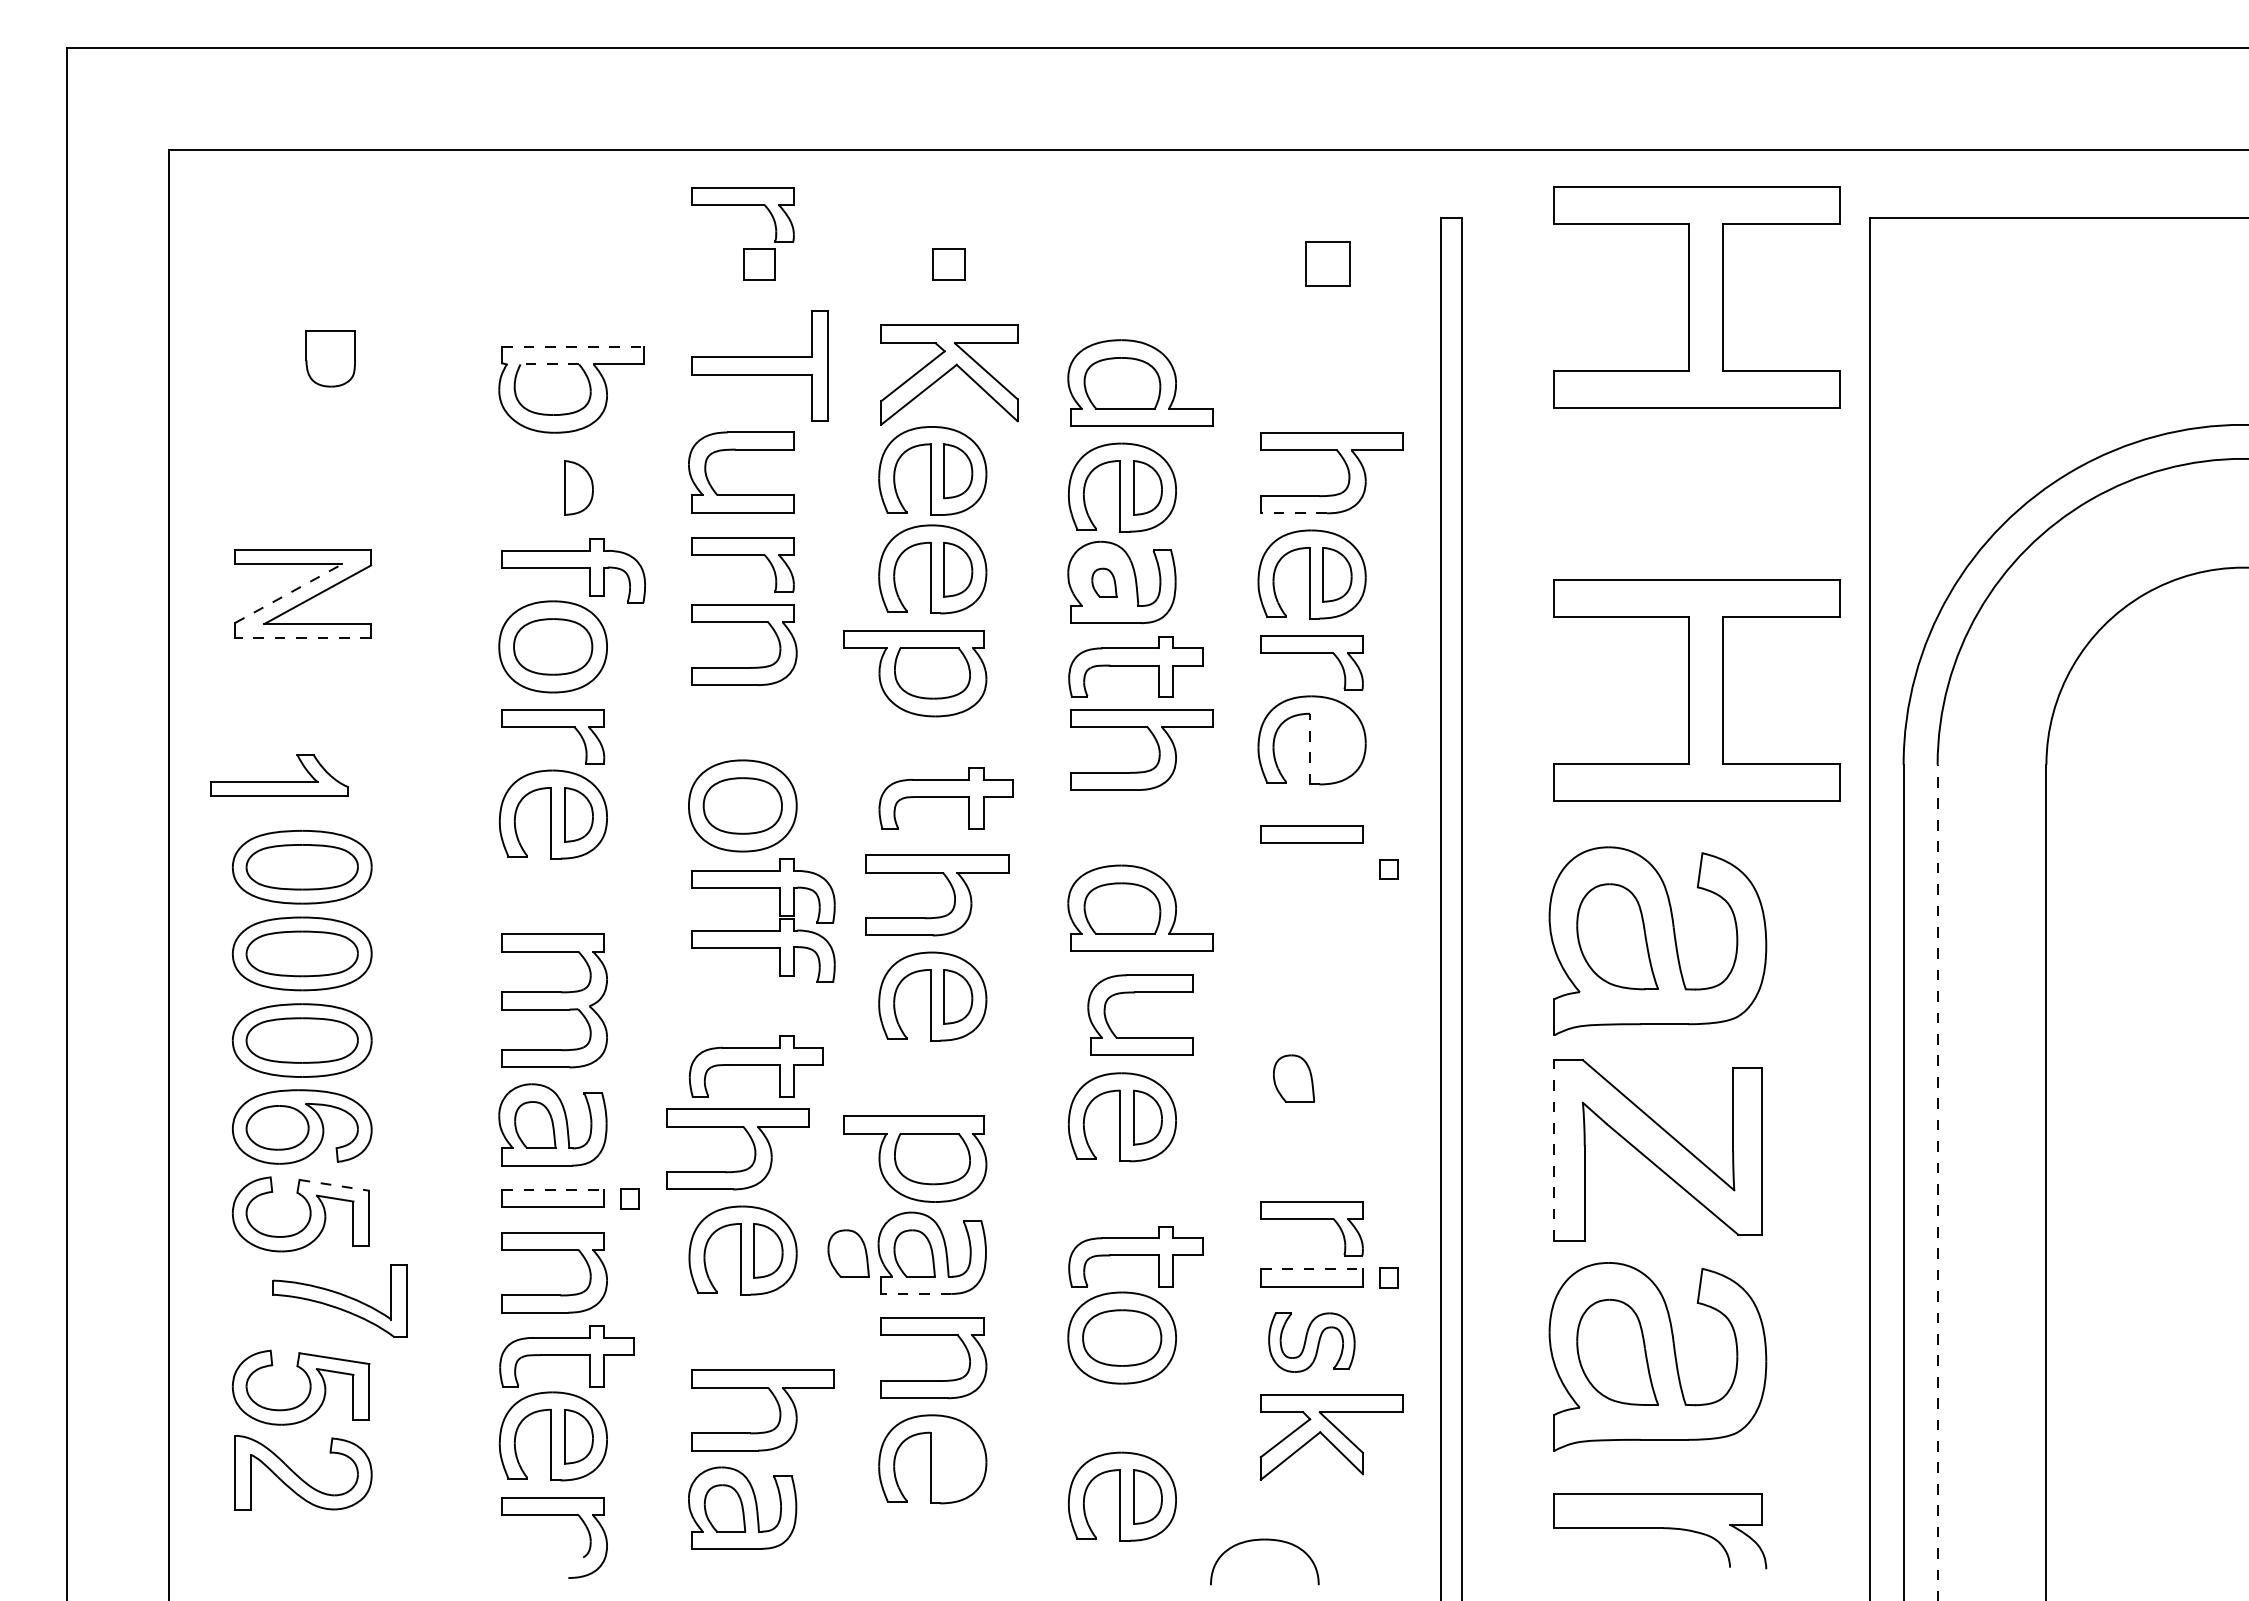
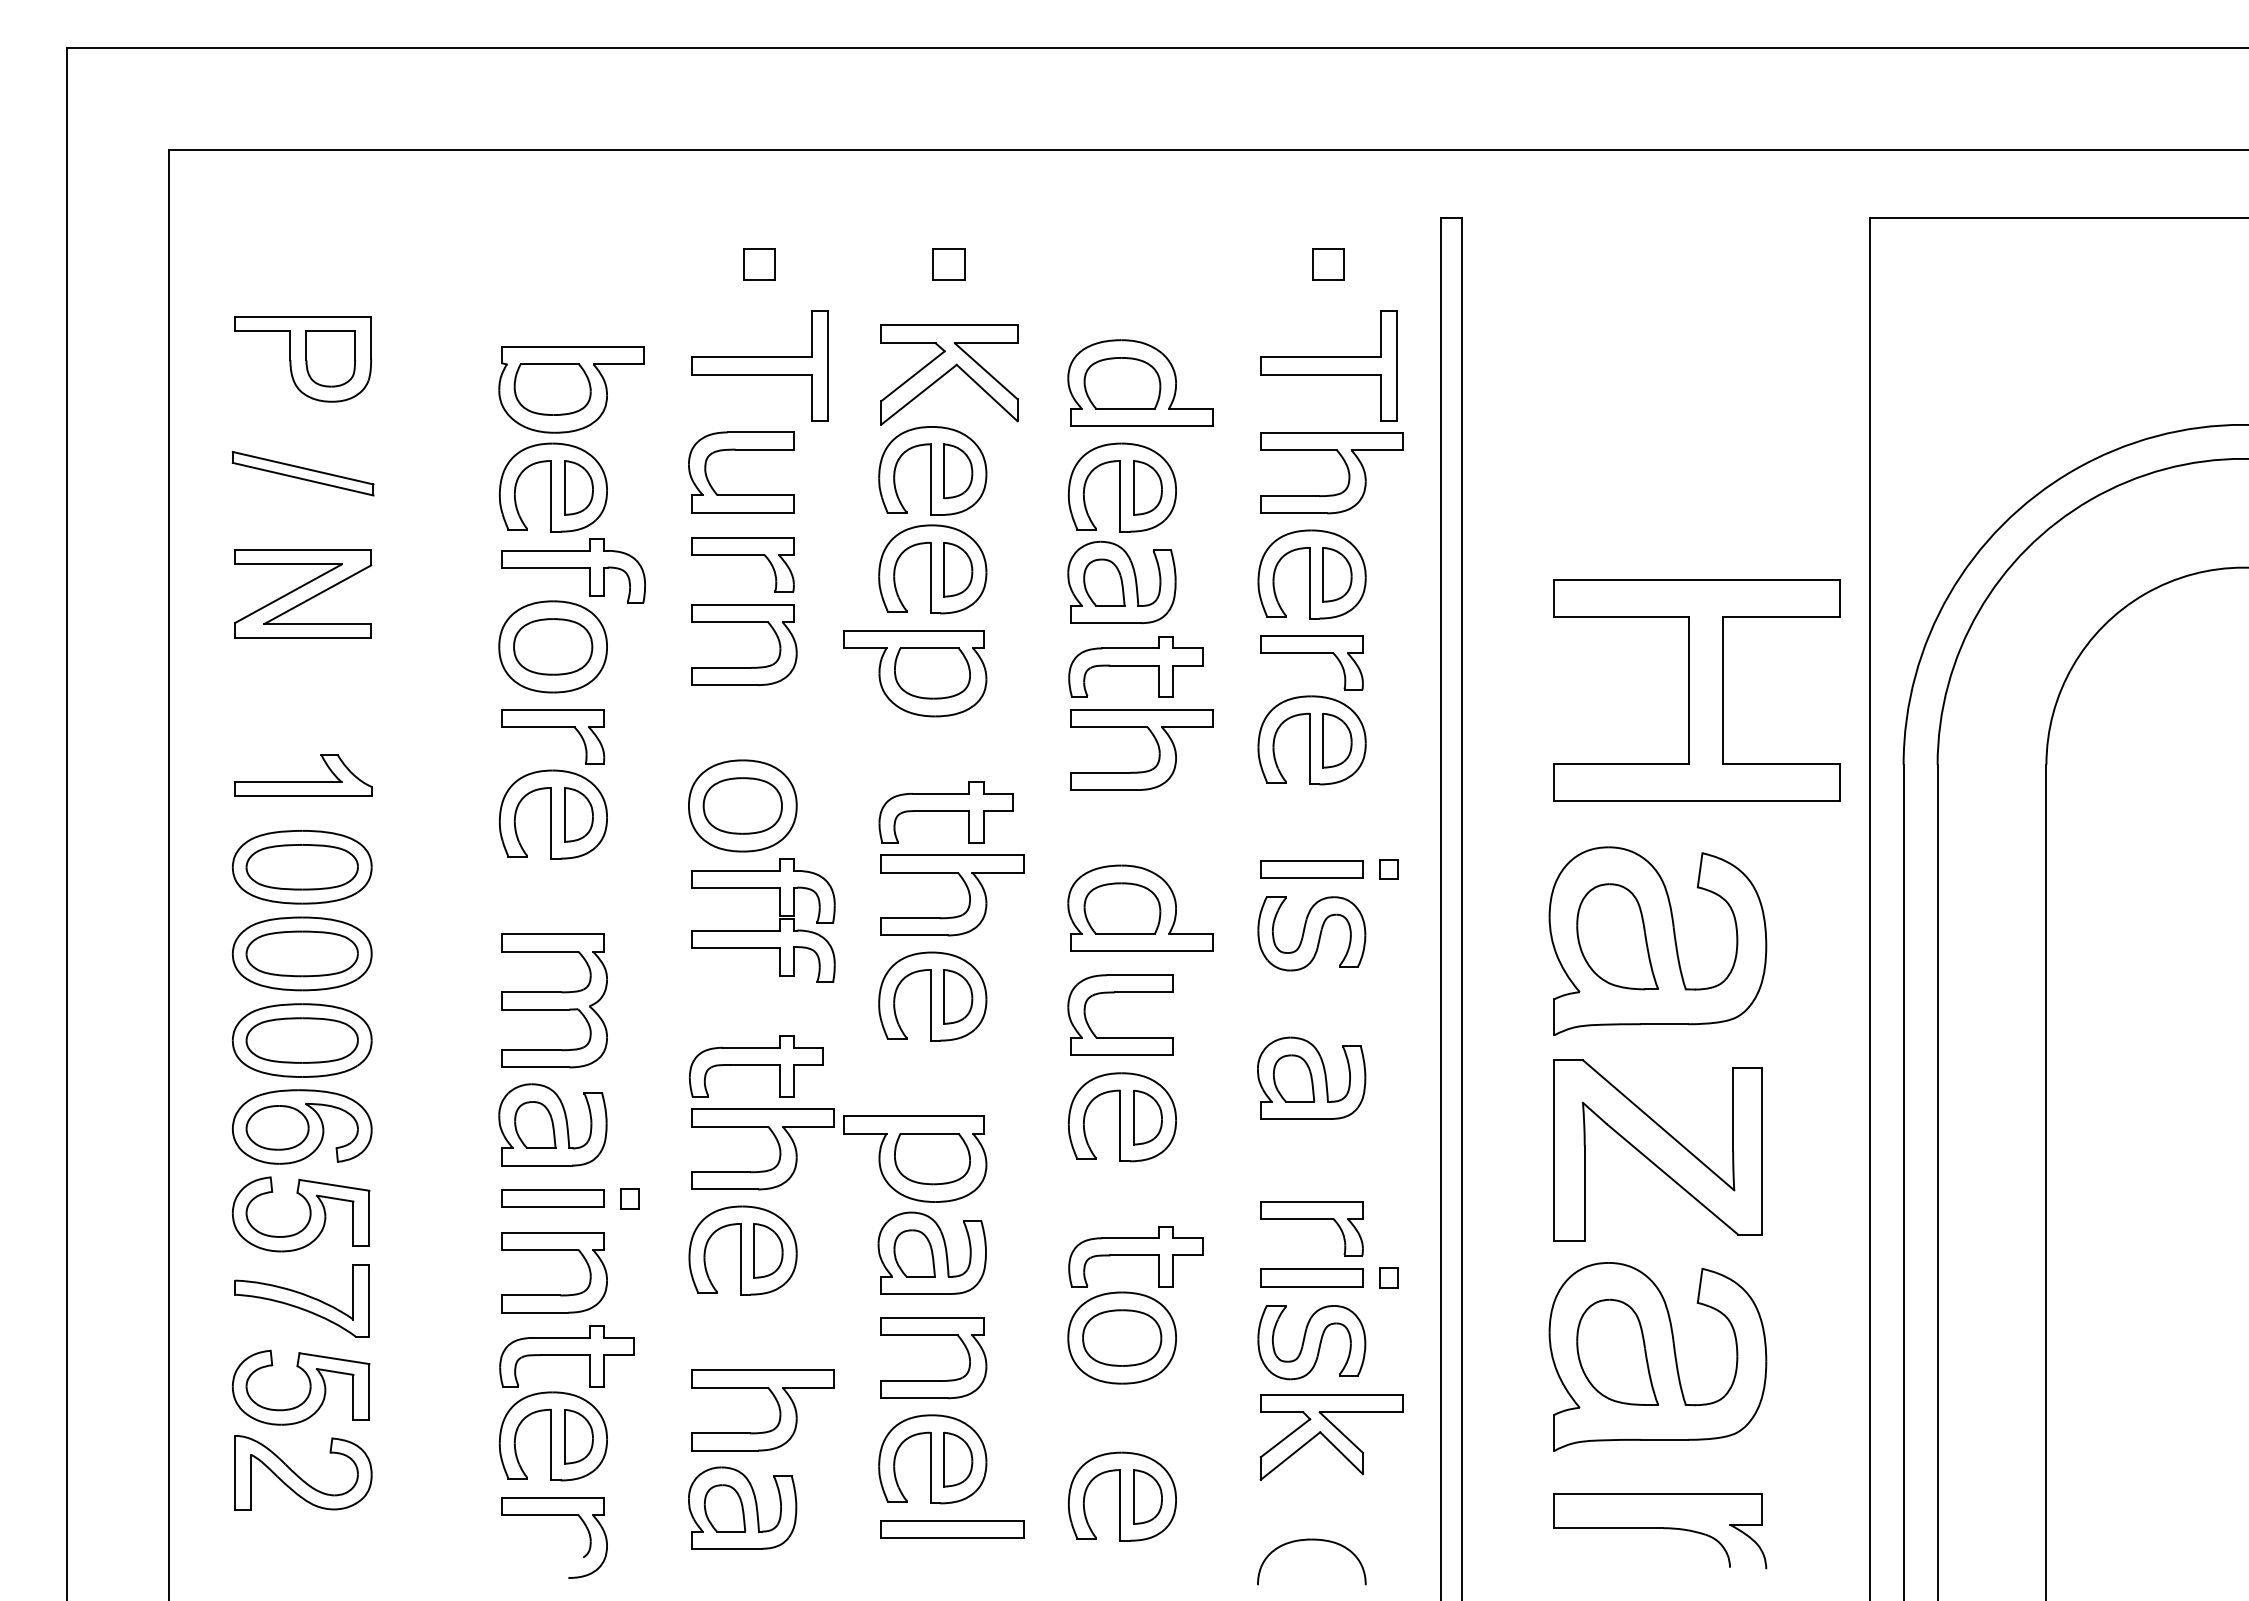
part: present -> none (742, 205)
part size: 46x46 px -> 33x33 px (1328, 264)
part: present -> none (1696, 297)
line: dashed -> solid (573, 347)
part: none -> present (303, 359)
line: dashed -> solid (549, 364)
part: none -> present (1328, 365)
part: none -> present (302, 473)
part: none -> present (552, 487)
line: dashed -> solid (1293, 513)
part size: 27x31 px -> 43x49 px (1104, 582)
line: dashed -> solid (288, 593)
line: dashed -> solid (302, 638)
part: none -> present (1337, 740)
line: dashed -> solid (1310, 748)
part position: (279, 775) -> (303, 775) (303, 775)
part position: (945, 798) -> (945, 812) (945, 812)
part position: (1311, 834) -> (1311, 869) (1311, 869)
part position: (952, 890) -> (967, 890) (967, 890)
part: none -> present (1311, 933)
part position: (1134, 993) -> (1114, 993) (1114, 993)
part: none -> present (1311, 1077)
part position: (751, 1141) -> (776, 1141) (776, 1141)
line: dashed -> solid (1554, 1150)
line: dashed -> solid (1937, 1182)
line: dashed -> solid (334, 1185)
line: dashed -> solid (553, 1190)
part: present -> none (848, 1253)
line: dashed -> solid (1312, 1269)
line: dashed -> solid (916, 1293)
part position: (339, 1300) -> (301, 1300) (301, 1300)
part size: 88x61 px -> 110x76 px (1311, 1342)
part: none -> present (958, 1459)
part: none -> present (952, 1529)
part position: (1264, 1540) -> (1311, 1540) (1311, 1540)
